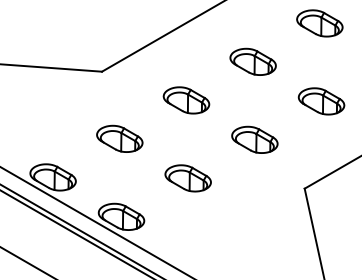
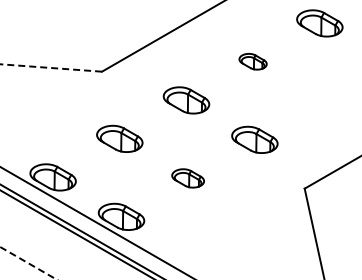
part size: 48x29 px -> 30x18 px (252, 61)
line: solid -> dashed (51, 68)
part: present -> none (321, 101)
part size: 48x29 px -> 34x21 px (187, 178)
line: solid -> dashed (28, 263)
